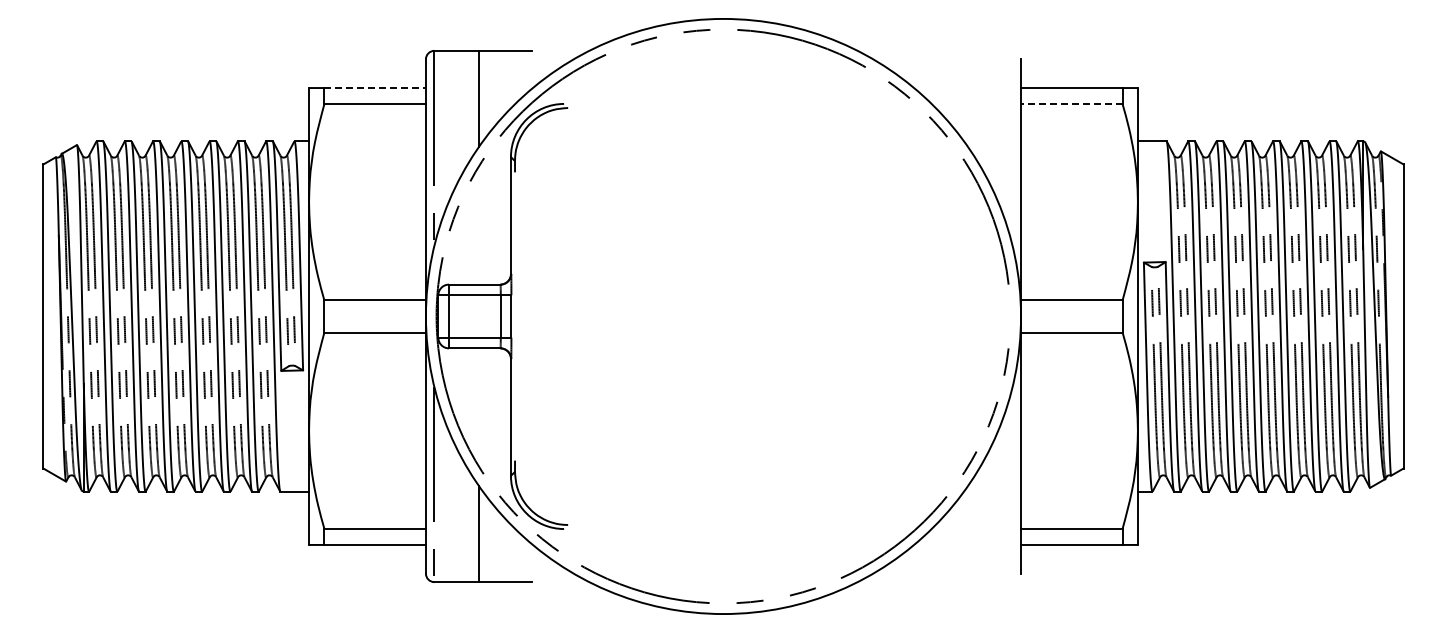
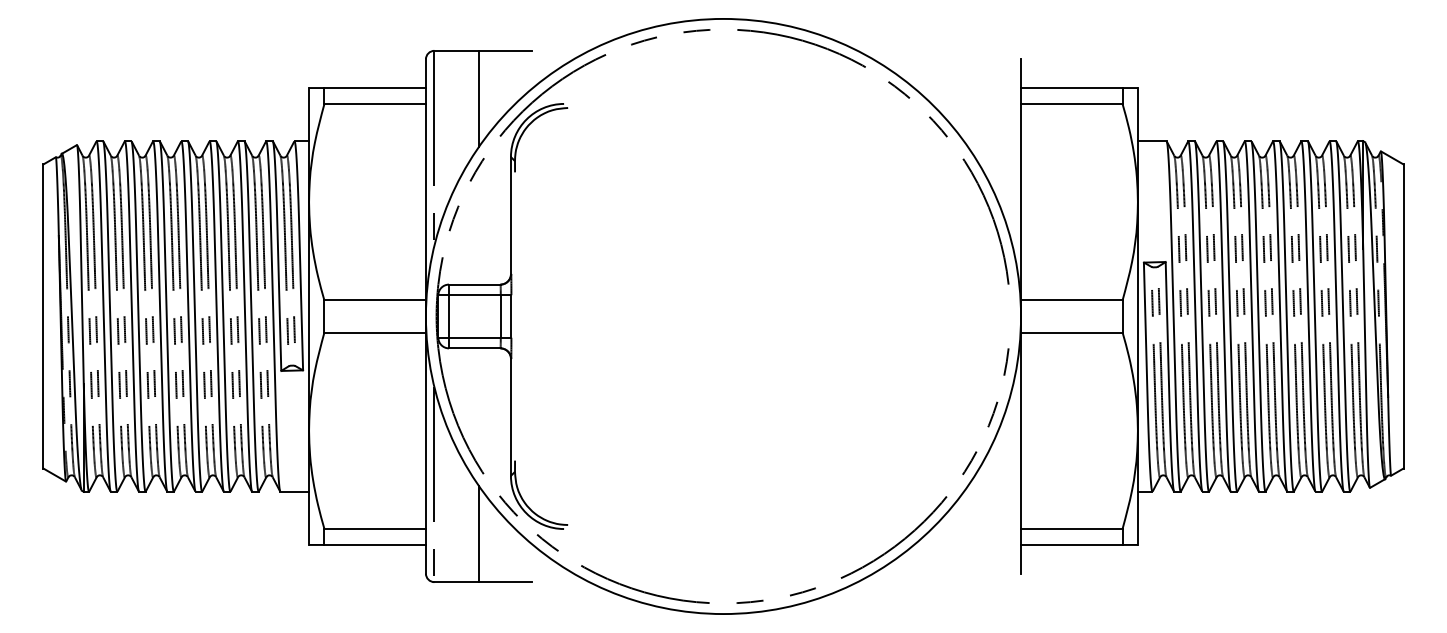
line: dashed -> solid (375, 88)
line: dashed -> solid (1071, 104)
